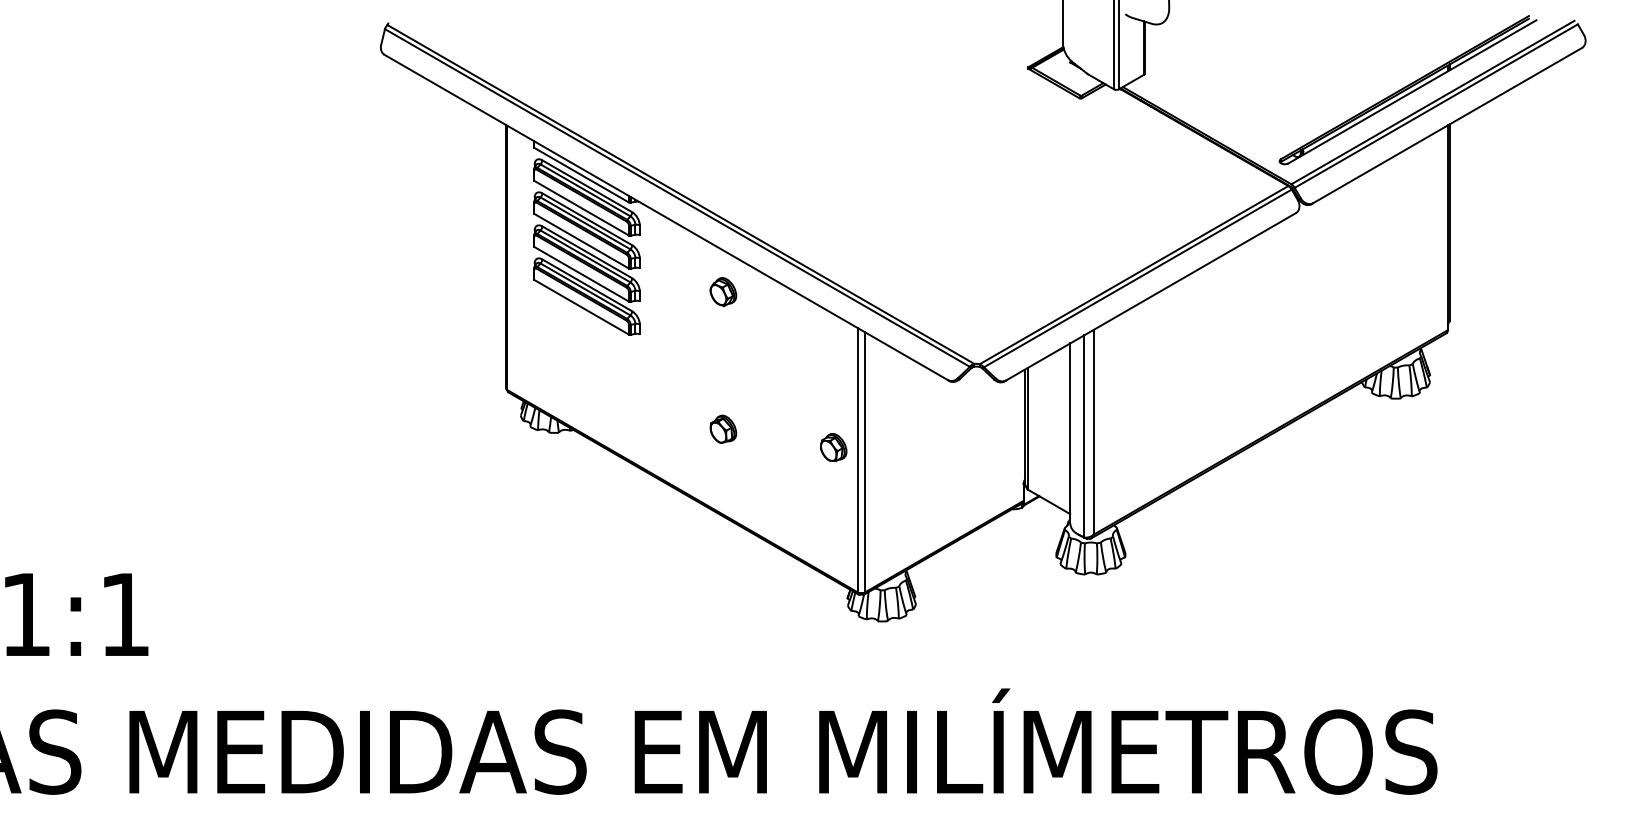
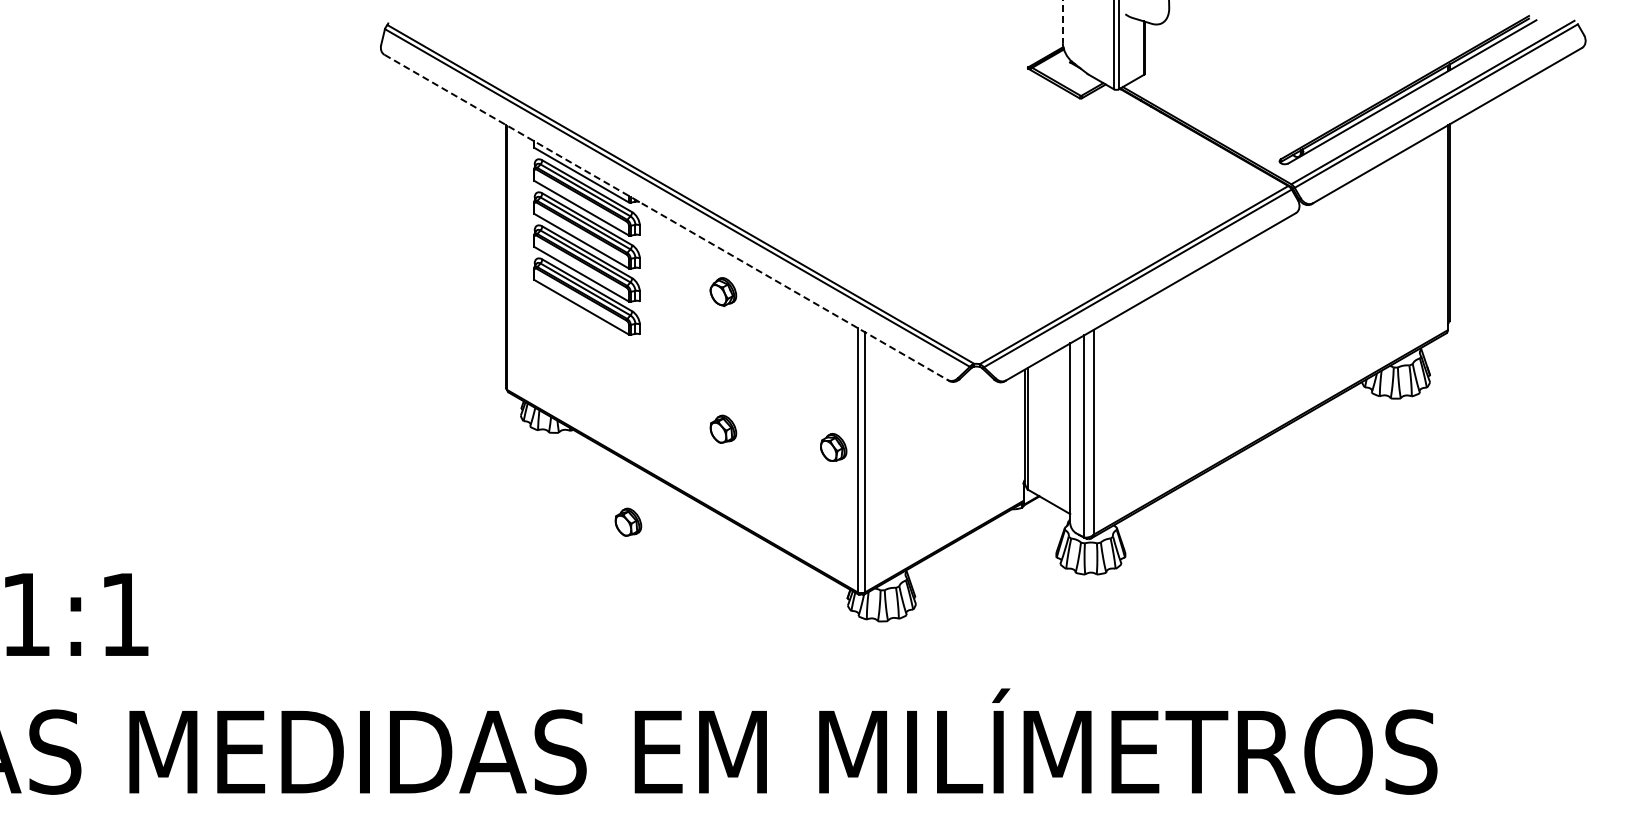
line: solid -> dashed (1062, 22)
line: solid -> dashed (666, 217)
part: none -> present (628, 521)
